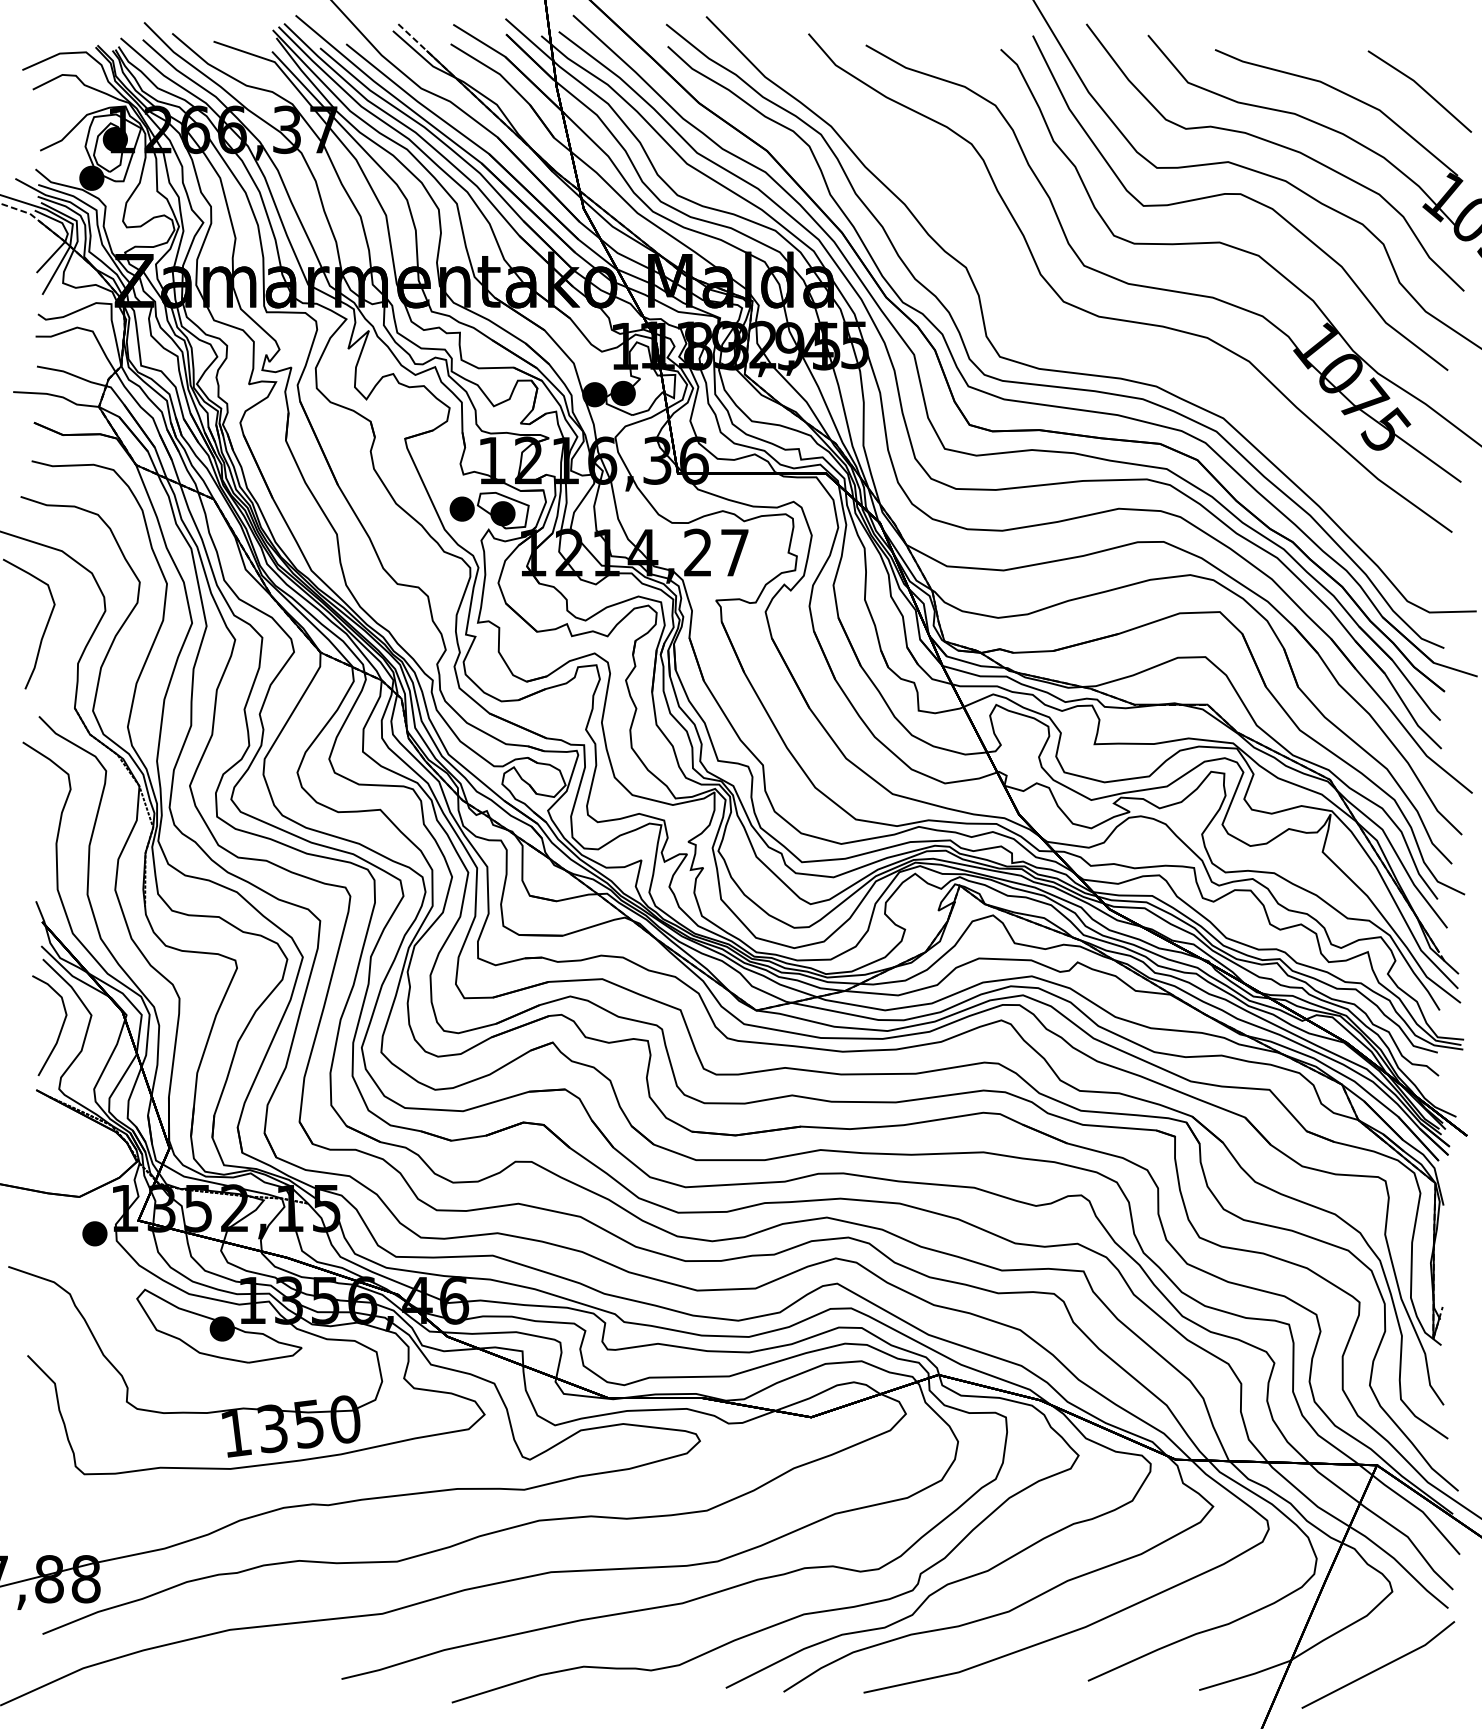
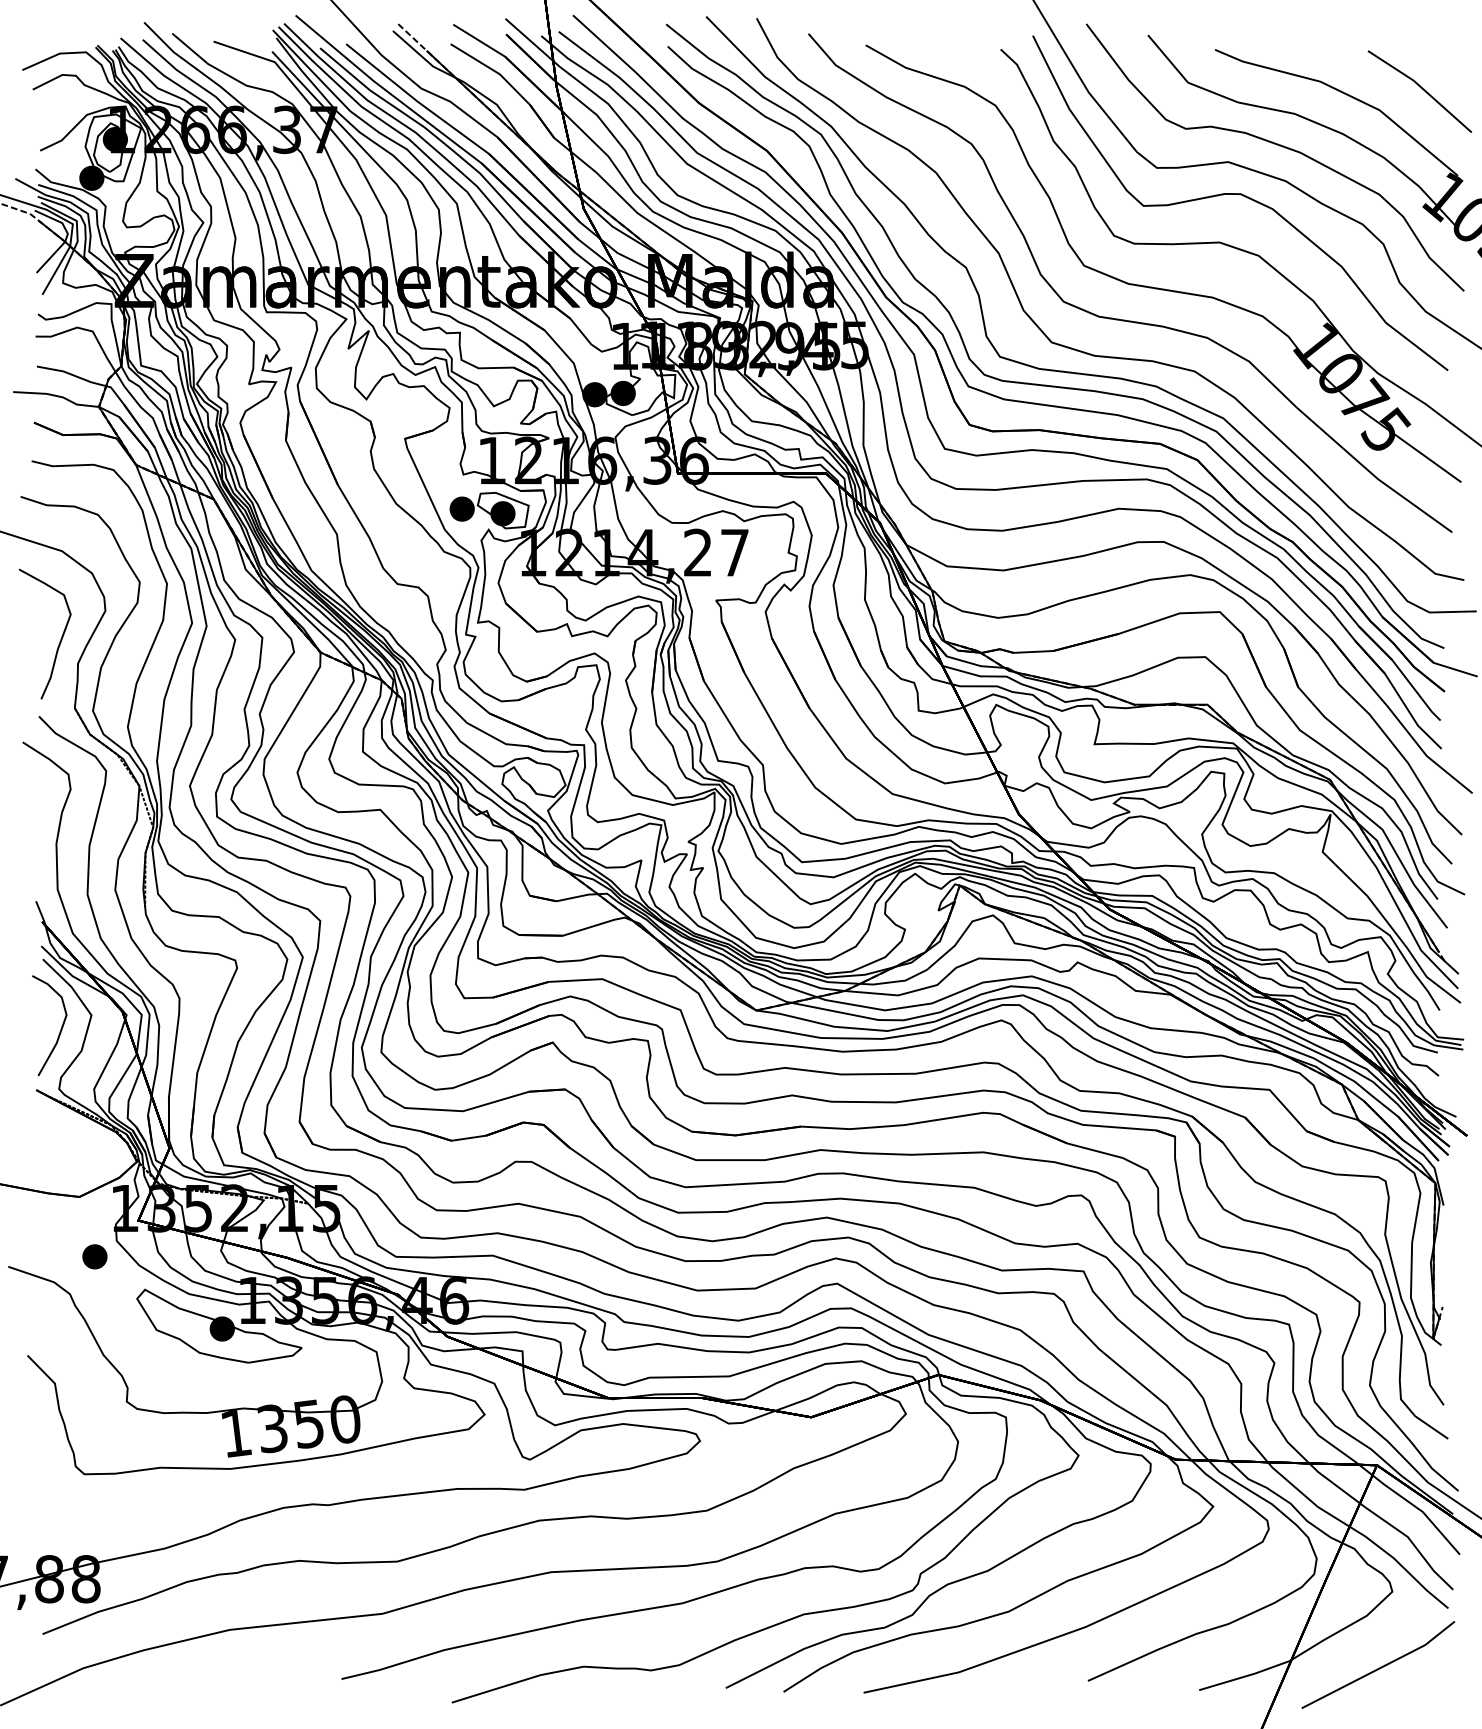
part: none -> present (1105, 355)
curve position: (44, 628) -> (60, 638) (60, 638)
part position: (94, 1233) -> (94, 1256) (94, 1256)
